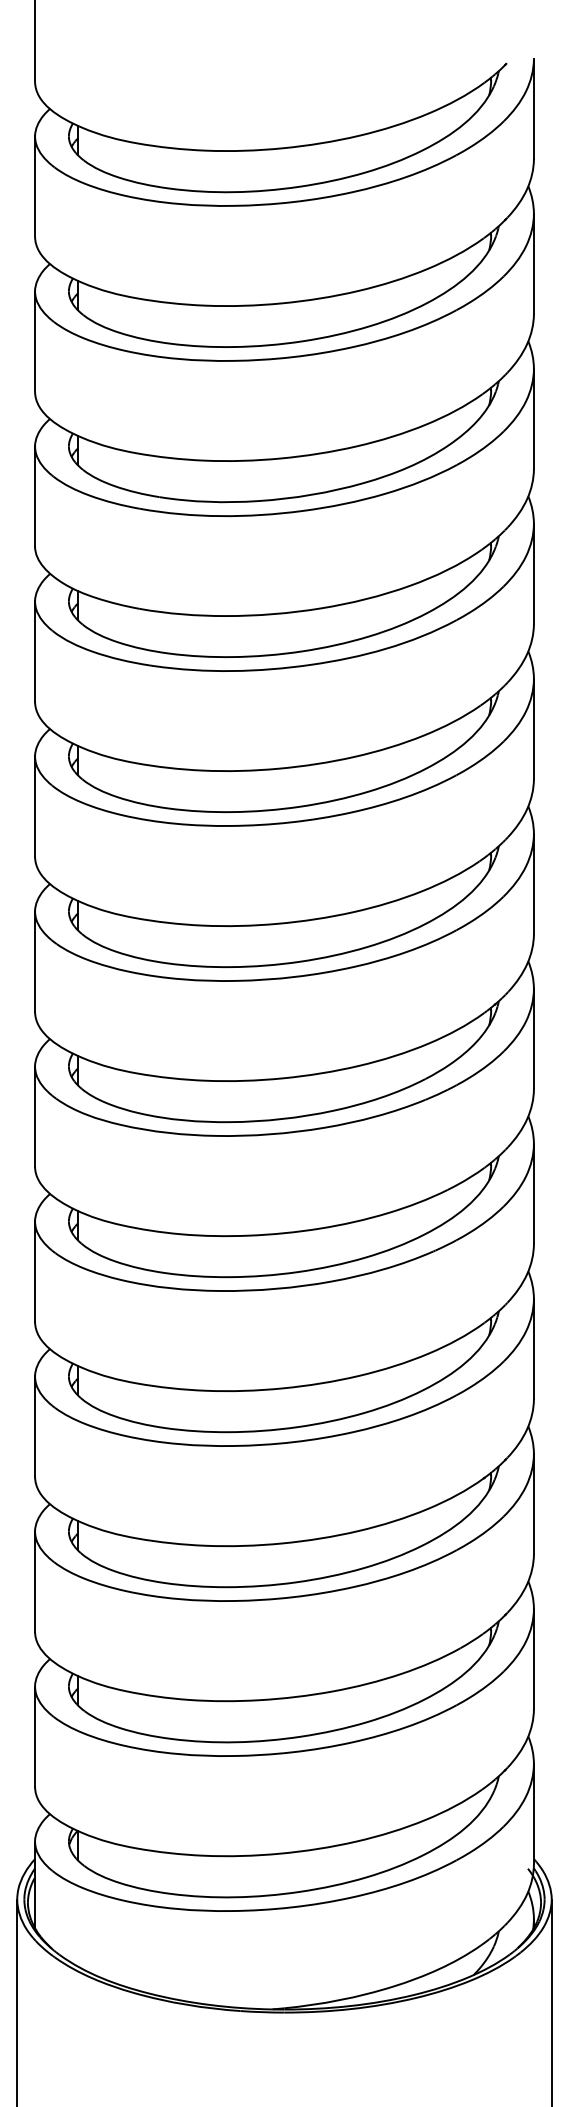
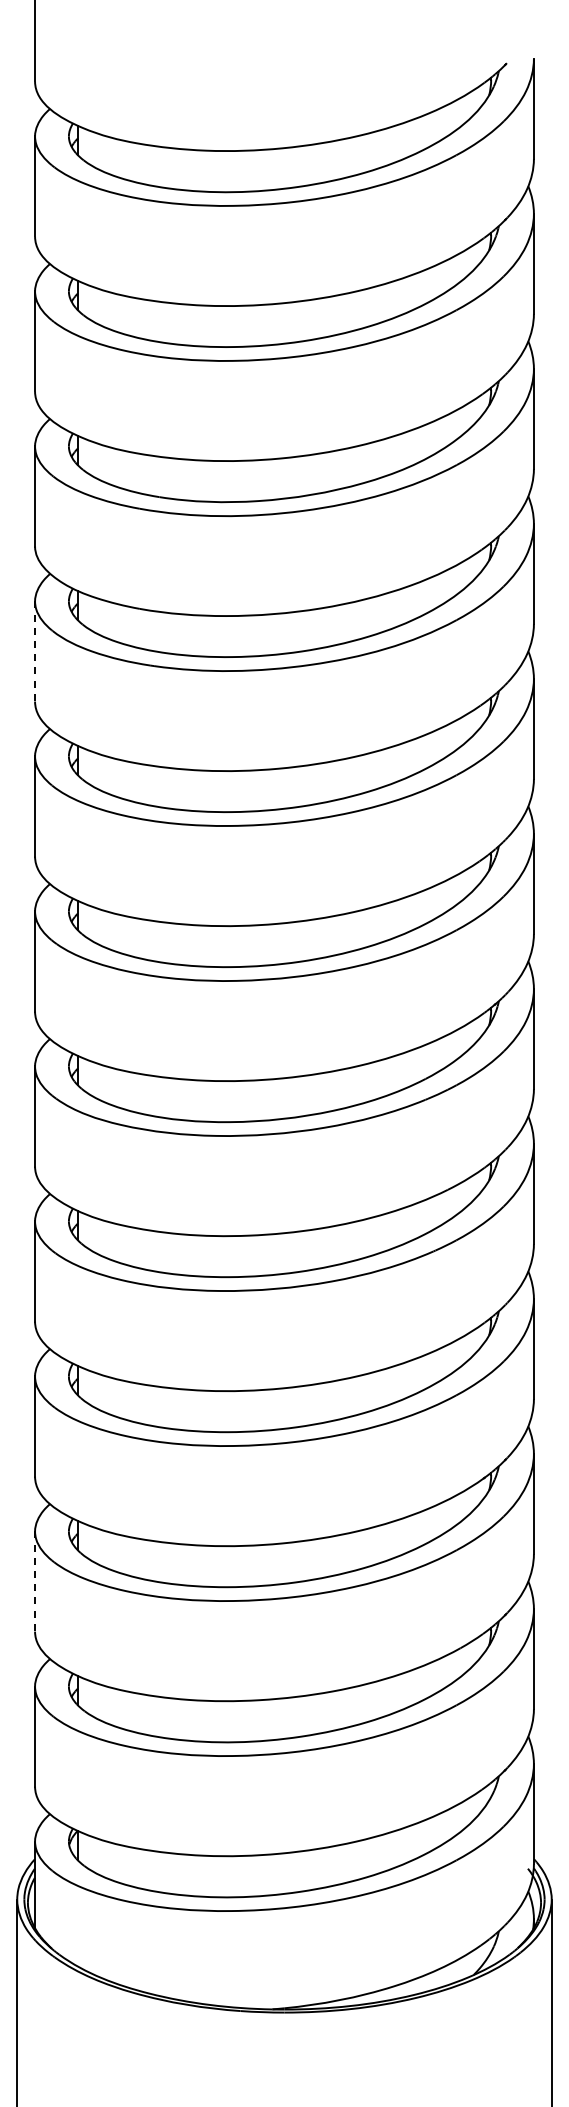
line: solid -> dashed (35, 651)
line: solid -> dashed (35, 1582)
